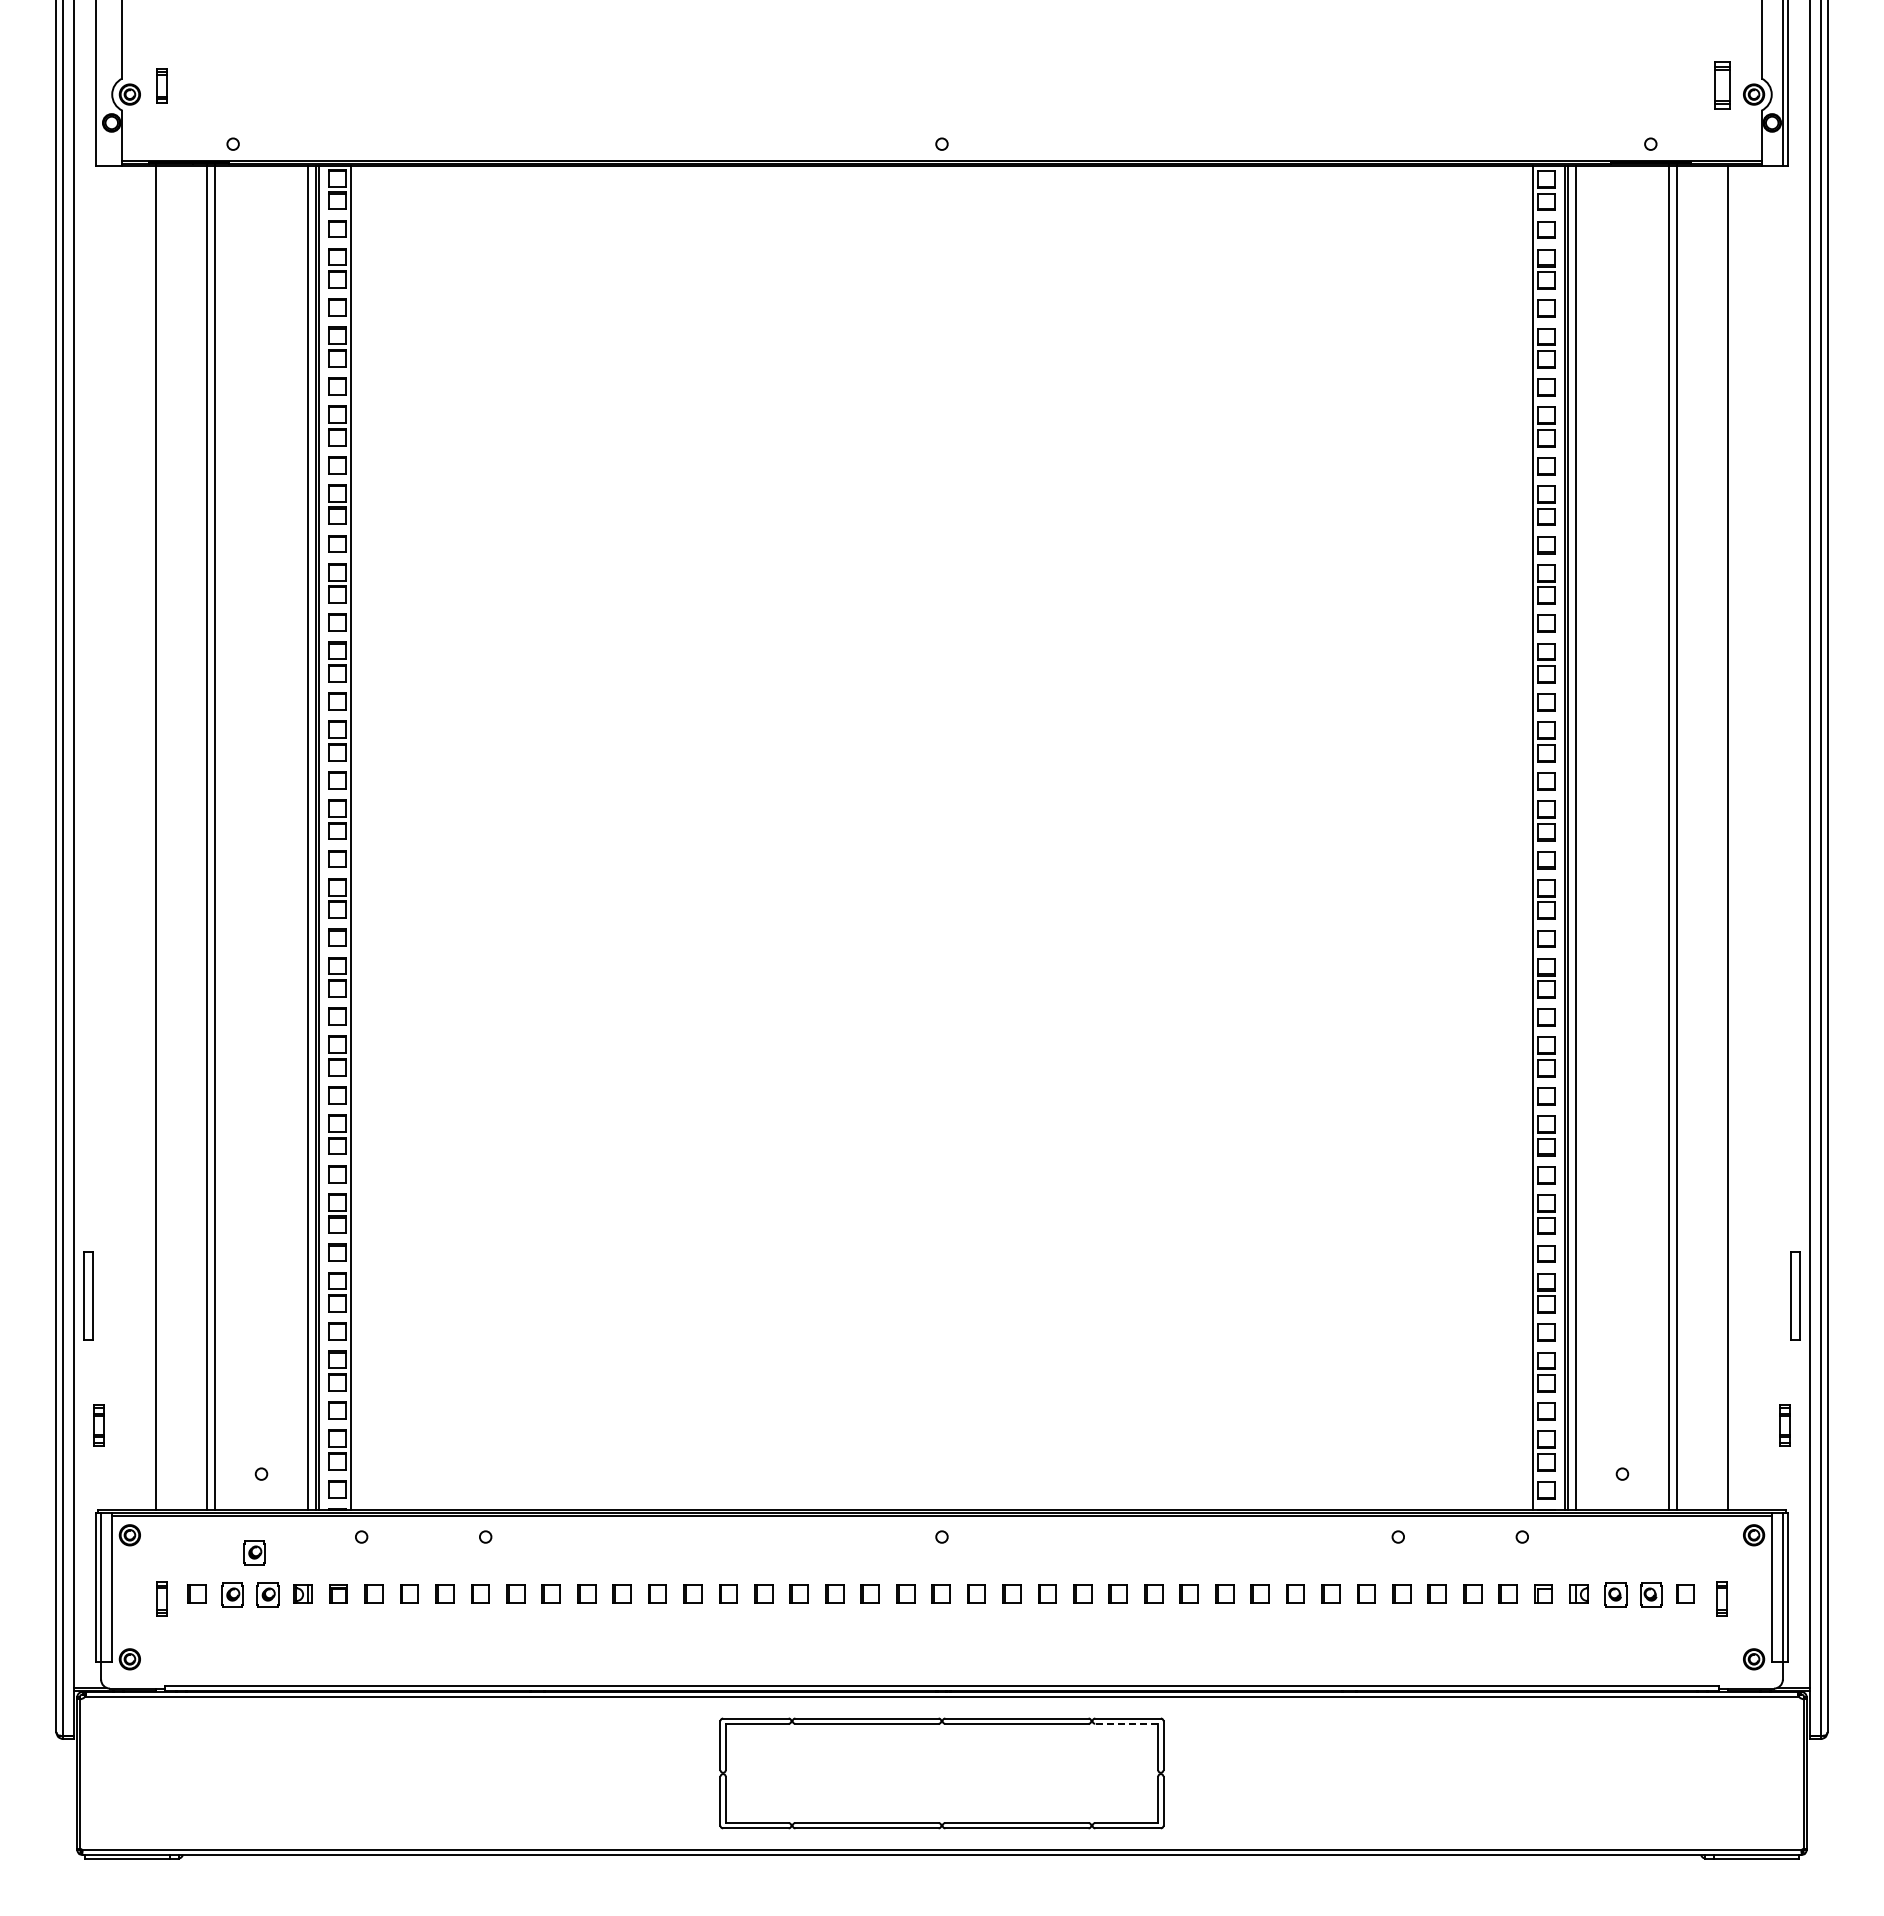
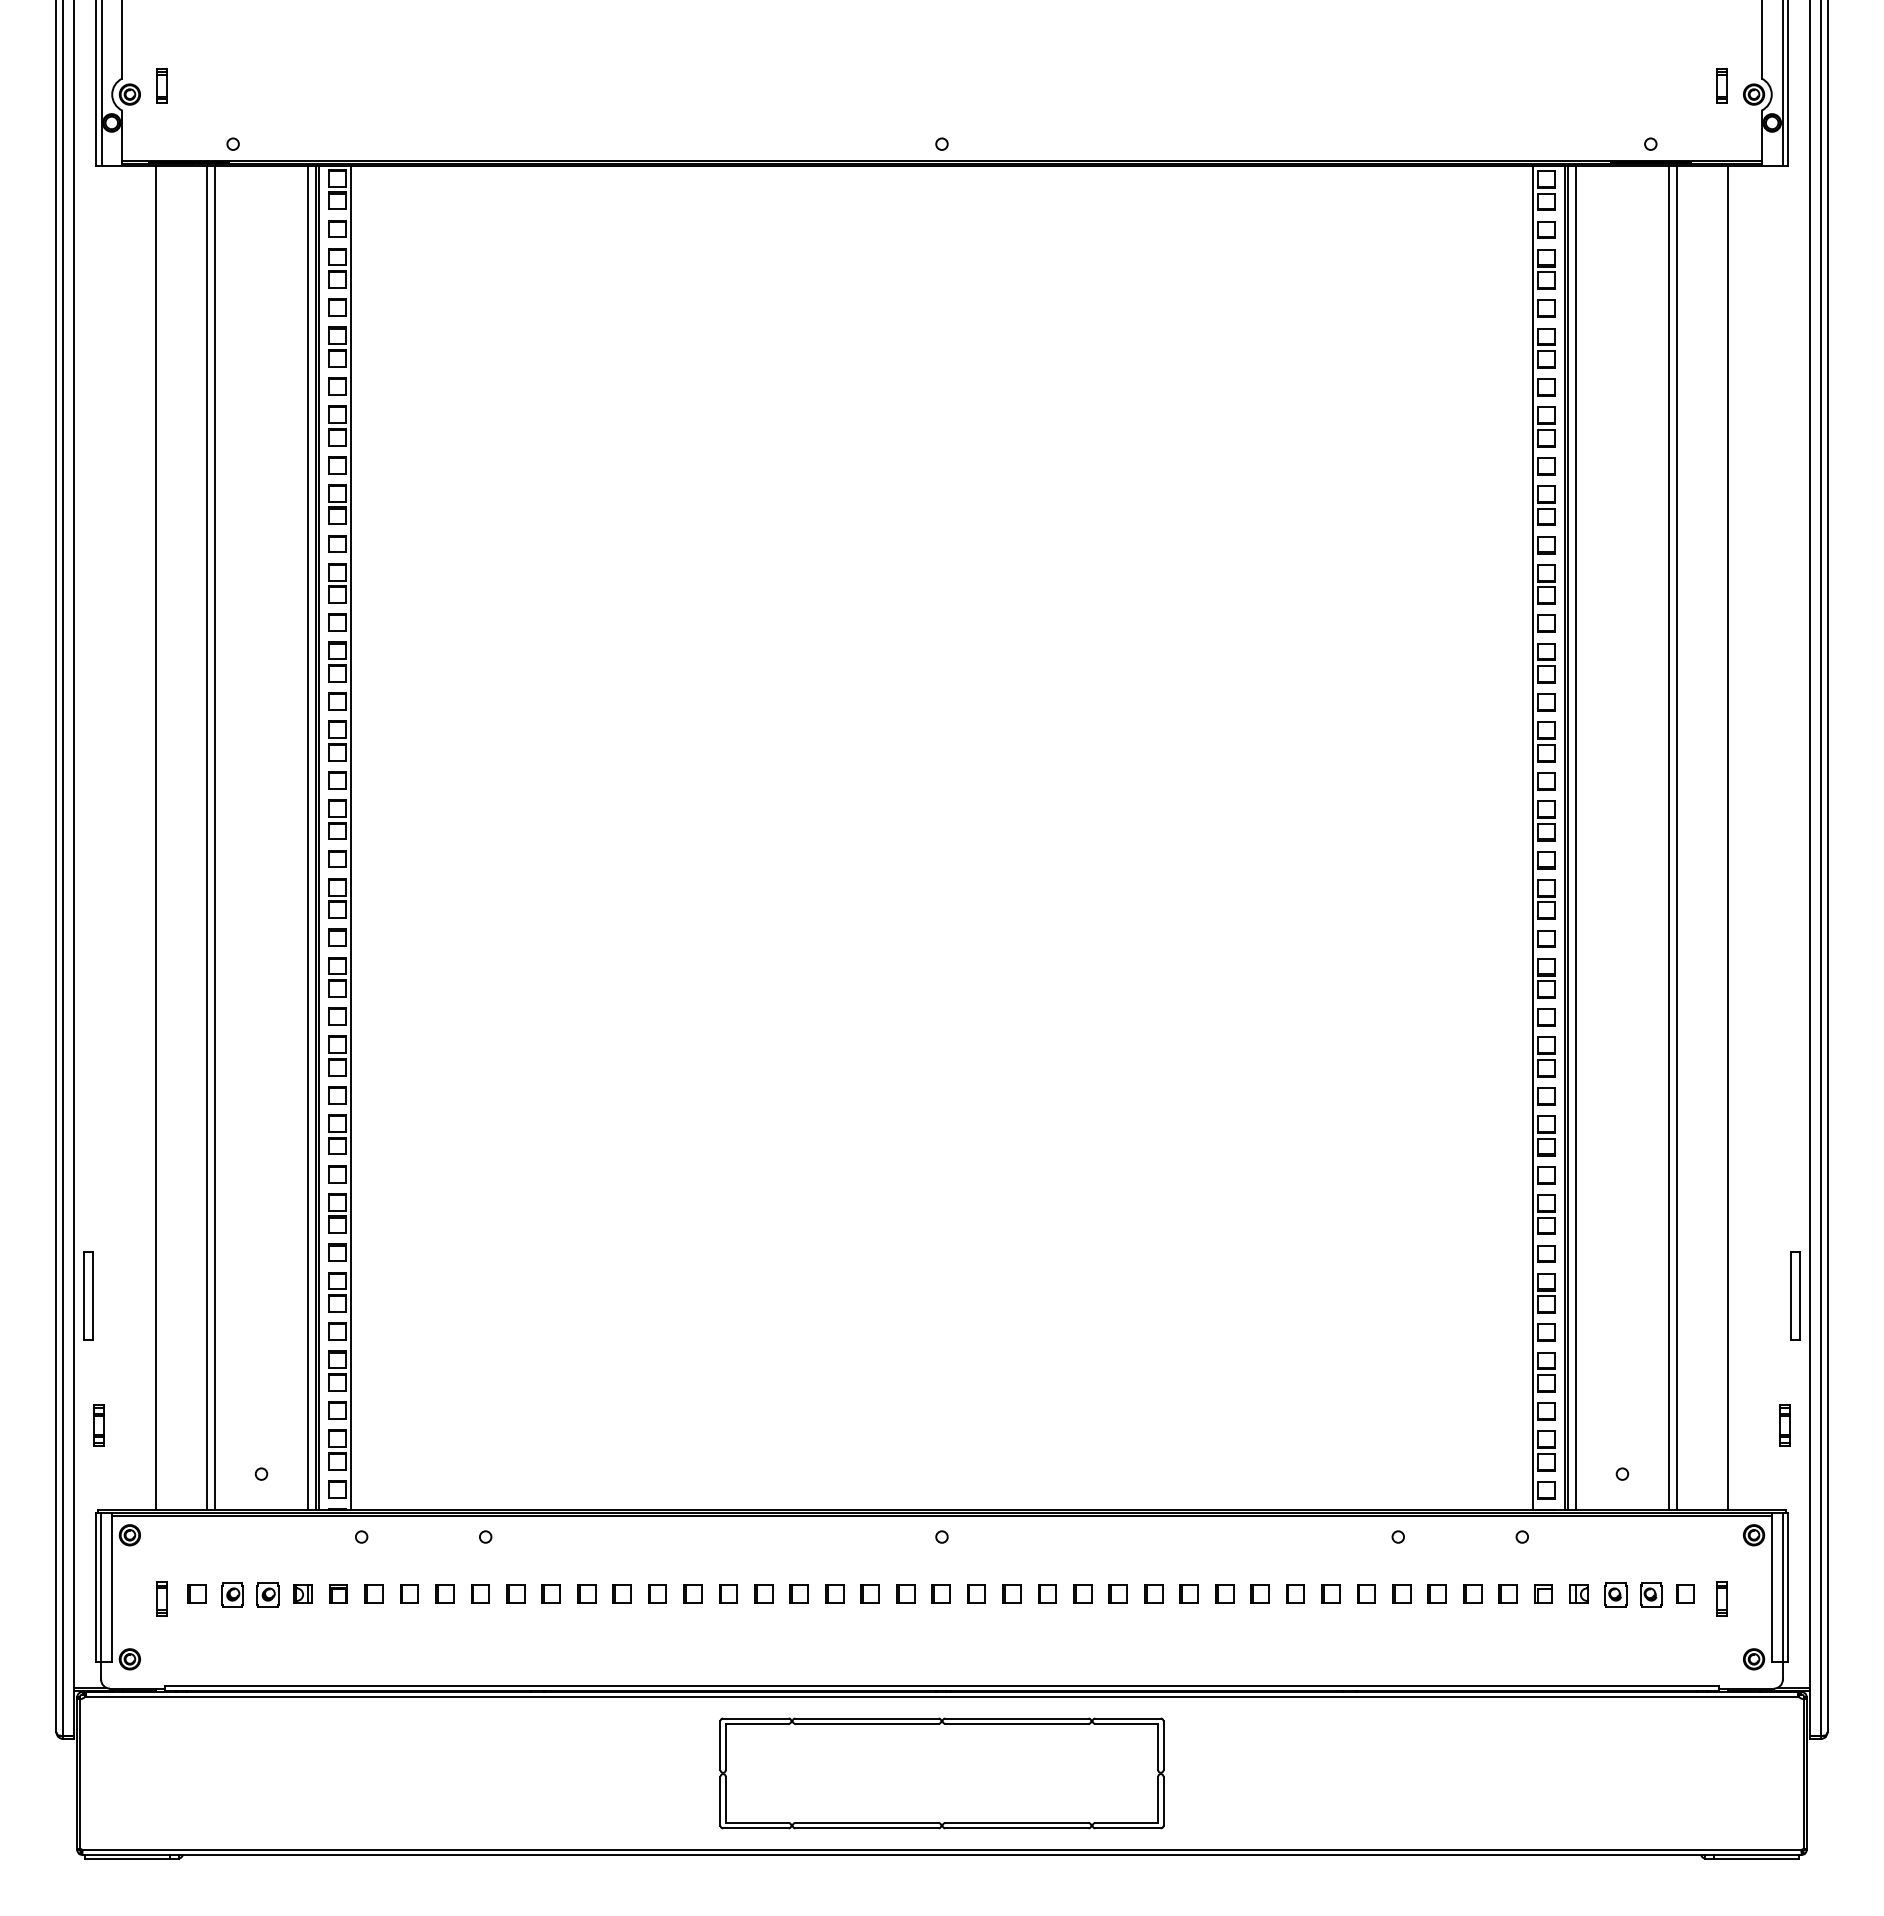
line: none -> present (101, 84)
part size: 17x49 px -> 12x36 px (1721, 85)
part: present -> none (254, 1552)
line: dashed -> solid (1126, 1723)
